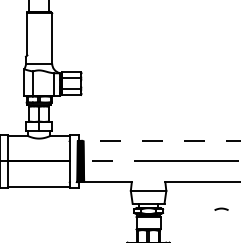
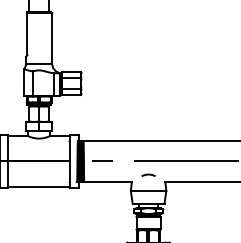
line: dashed -> solid (161, 140)
curve position: (221, 208) -> (148, 174) (148, 174)
